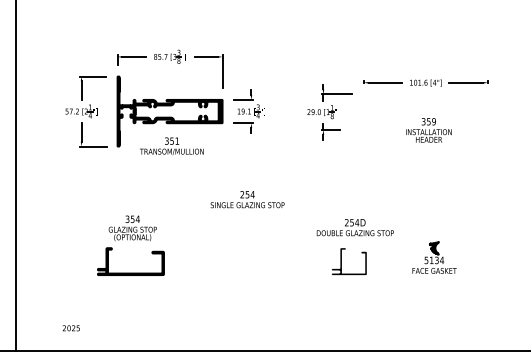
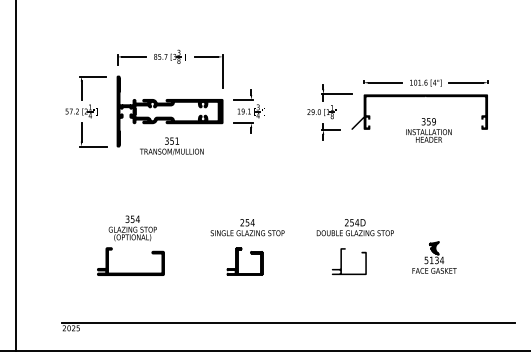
fill: none -> present (419, 111)
text position: (247, 199) -> (247, 227) (247, 227)
part: none -> present (244, 261)
line: none -> present (288, 323)
